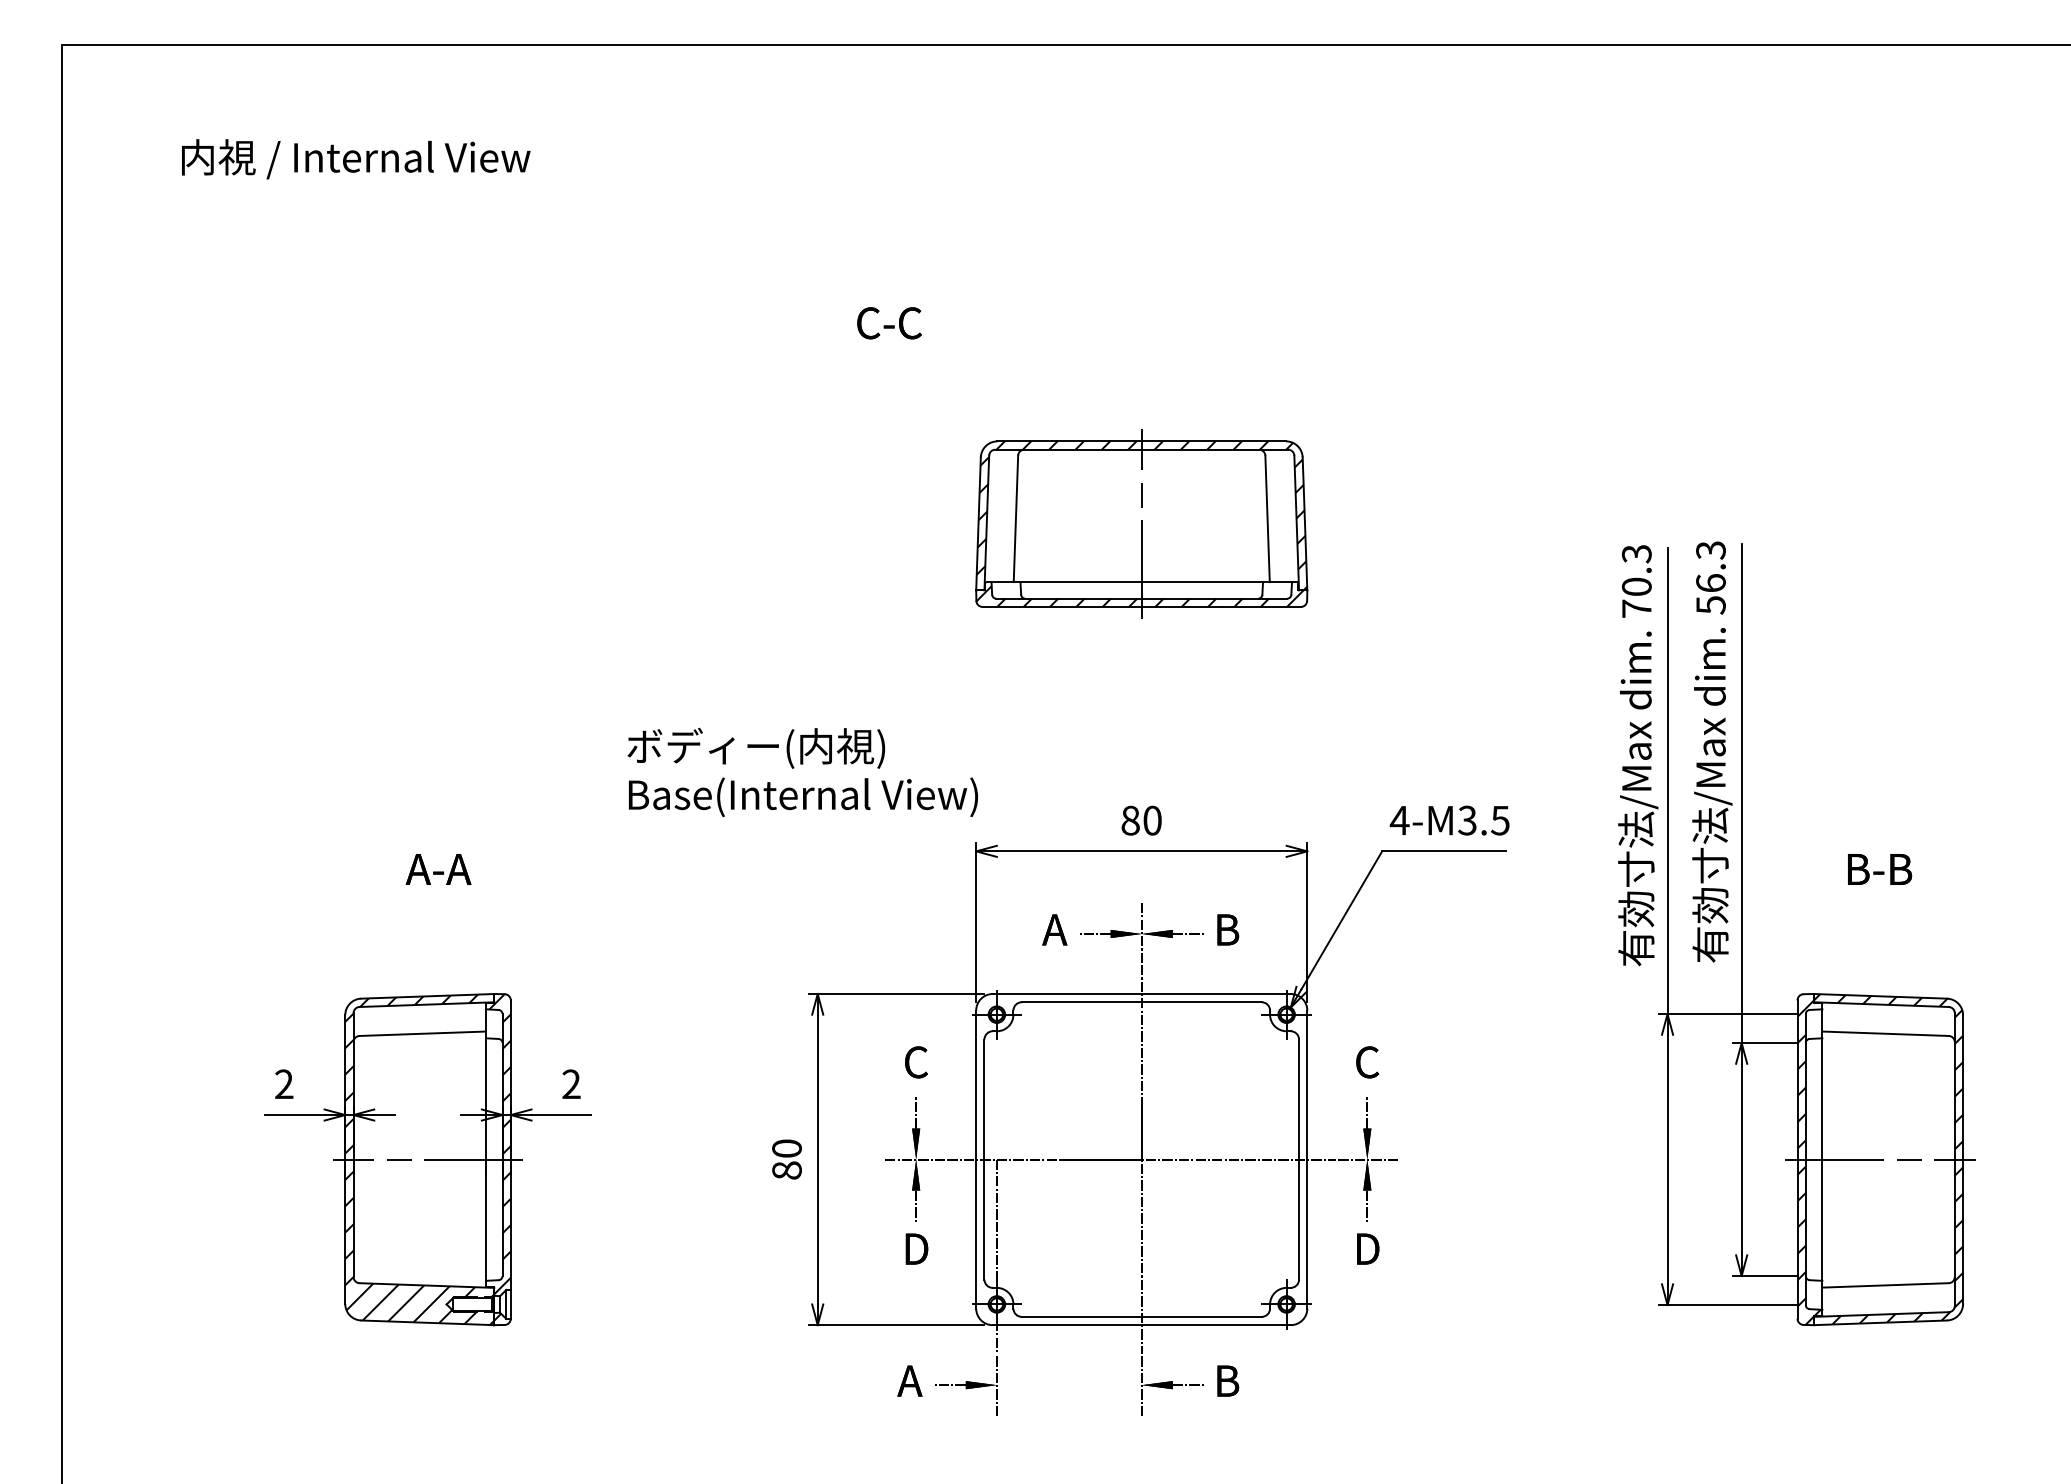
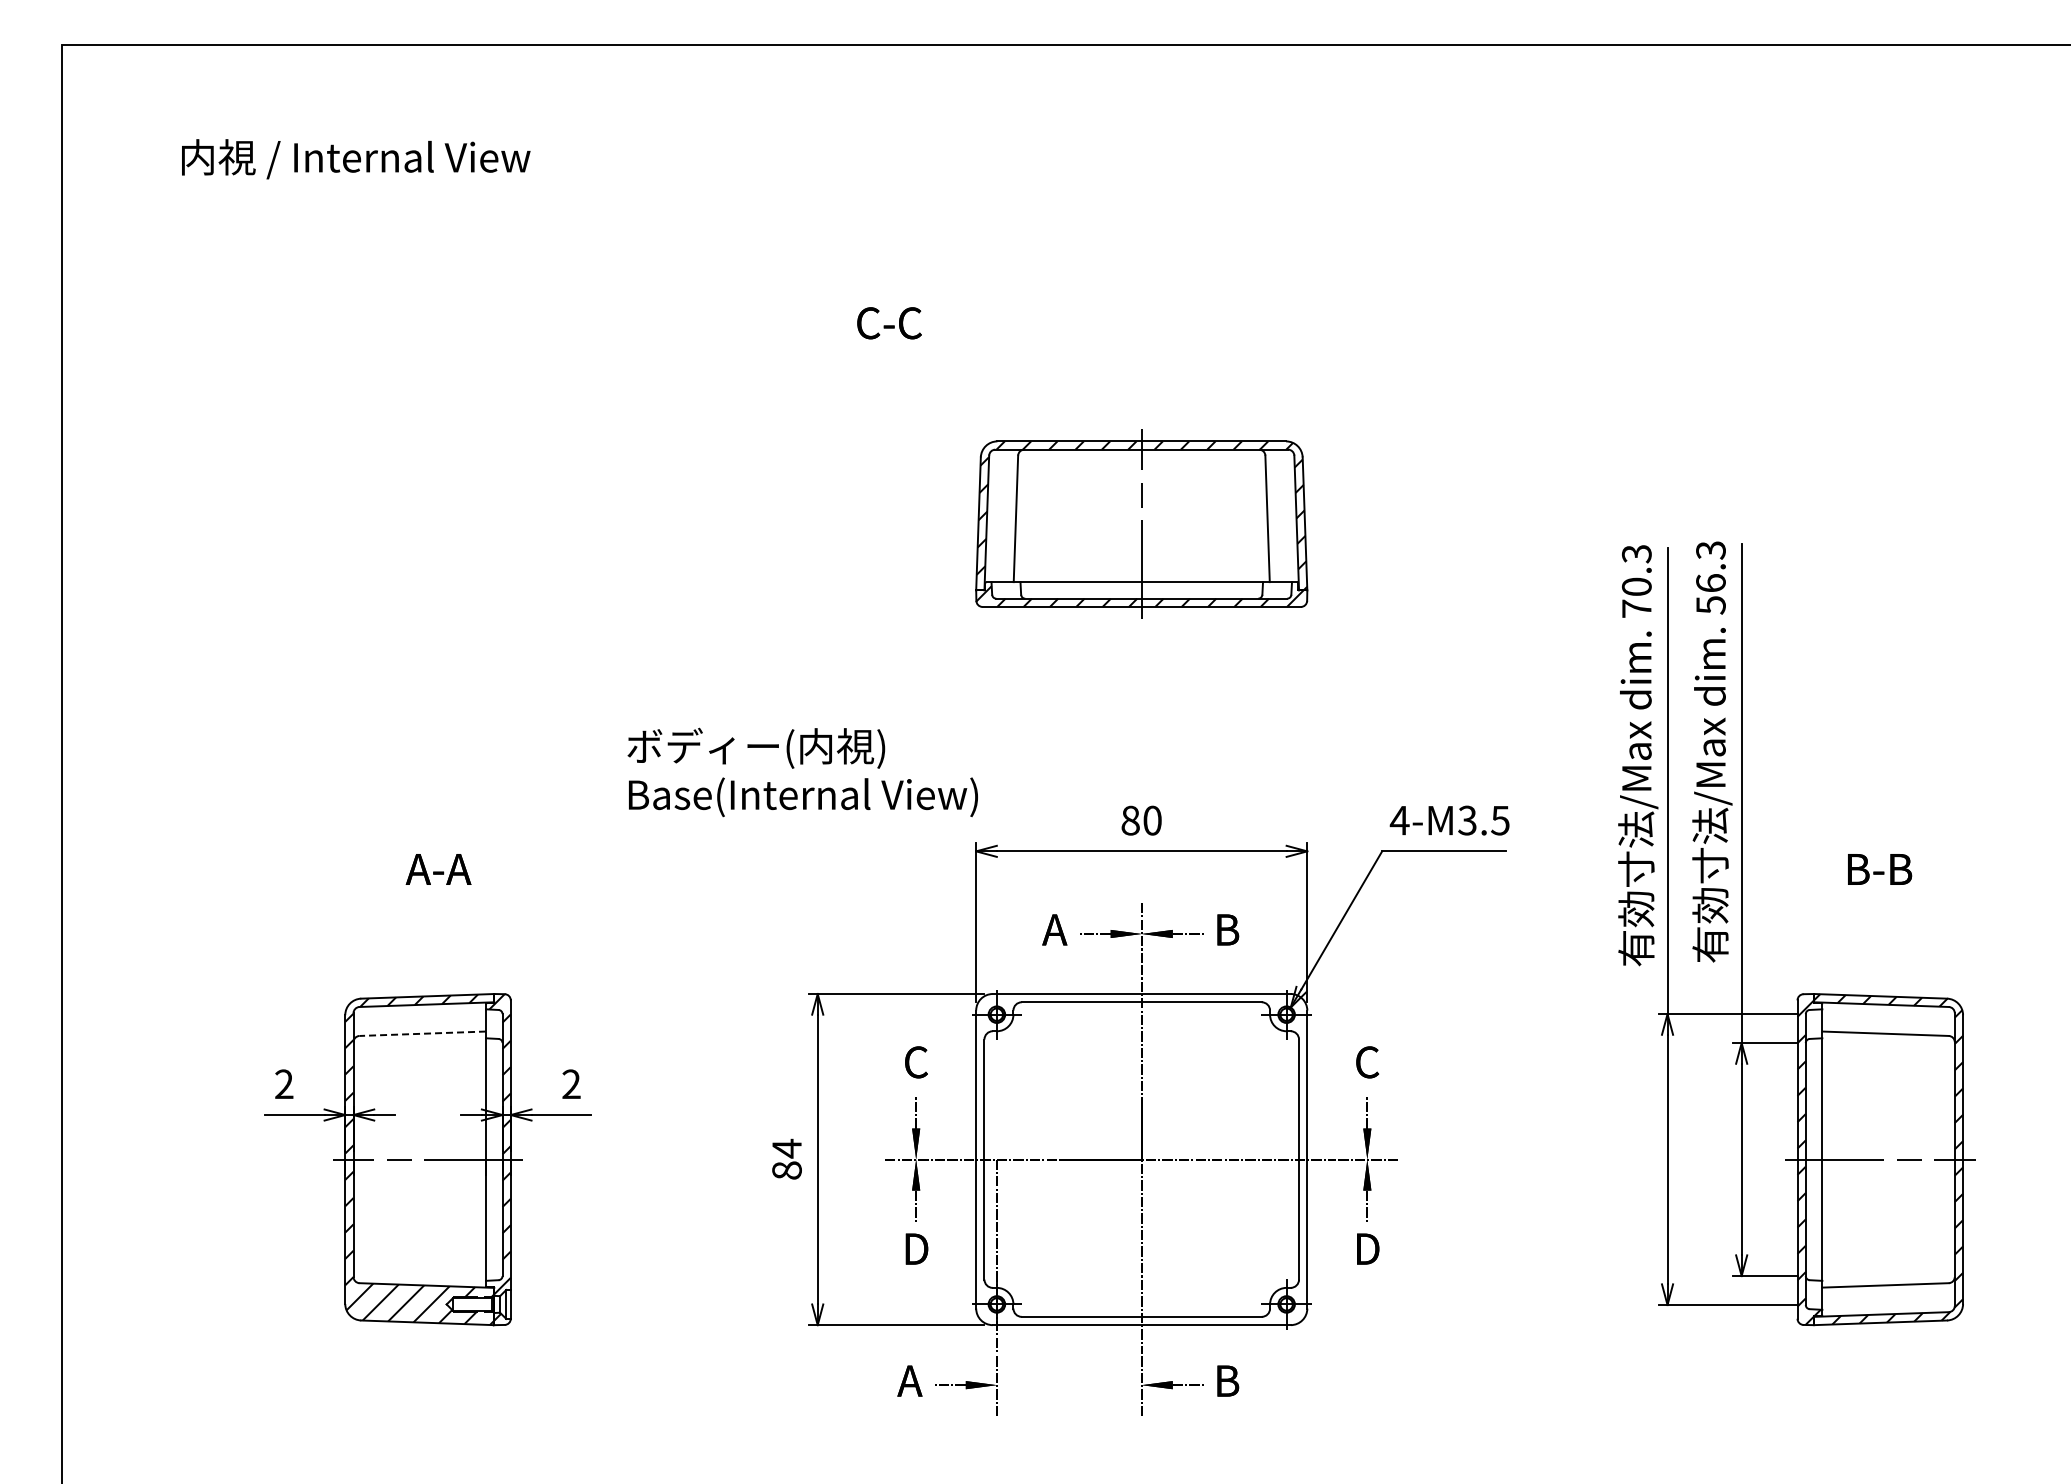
line: solid -> dashed (422, 1033)
text: 80 -> 84 (786, 1148)
